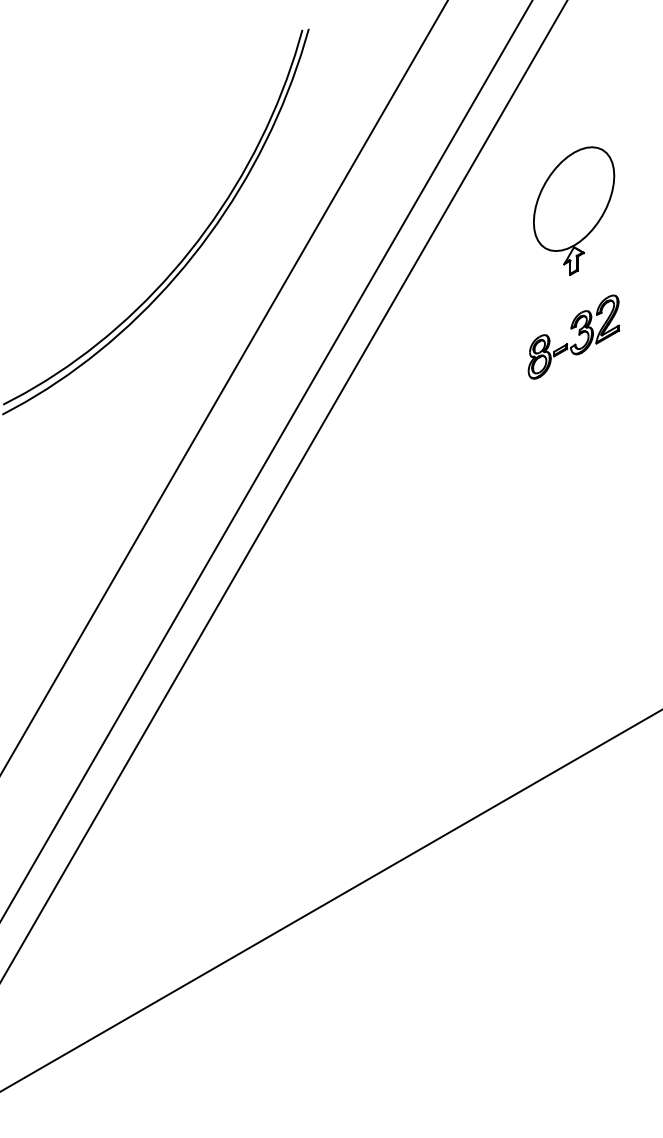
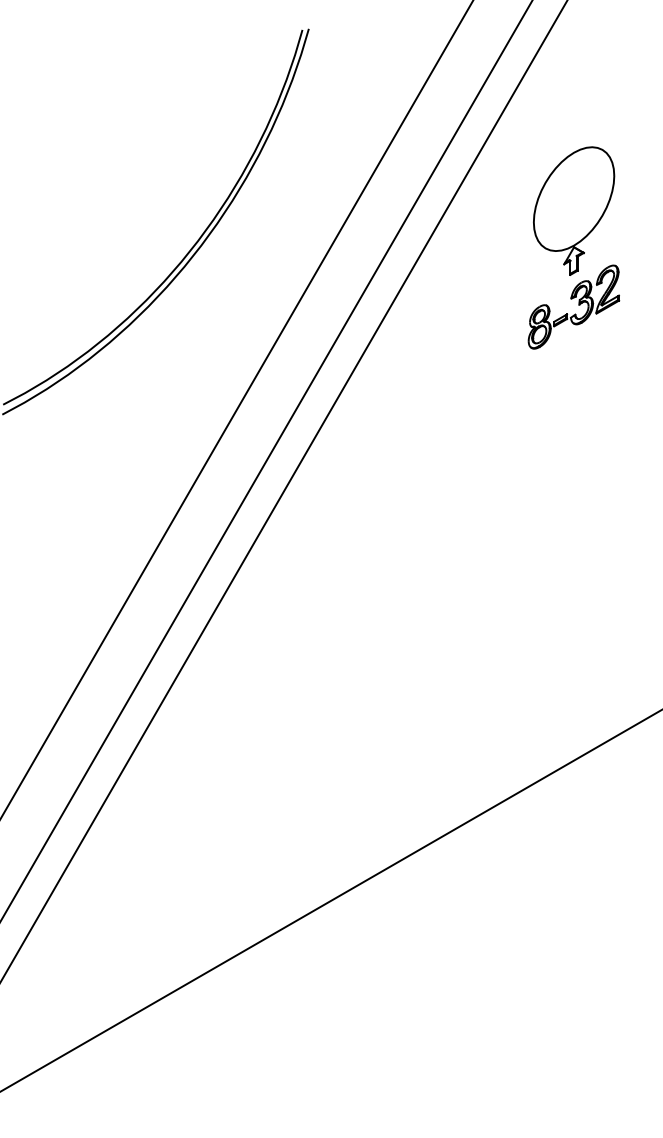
part position: (573, 336) -> (573, 306) (573, 306)
line position: (224, 387) -> (237, 409) (237, 409)
